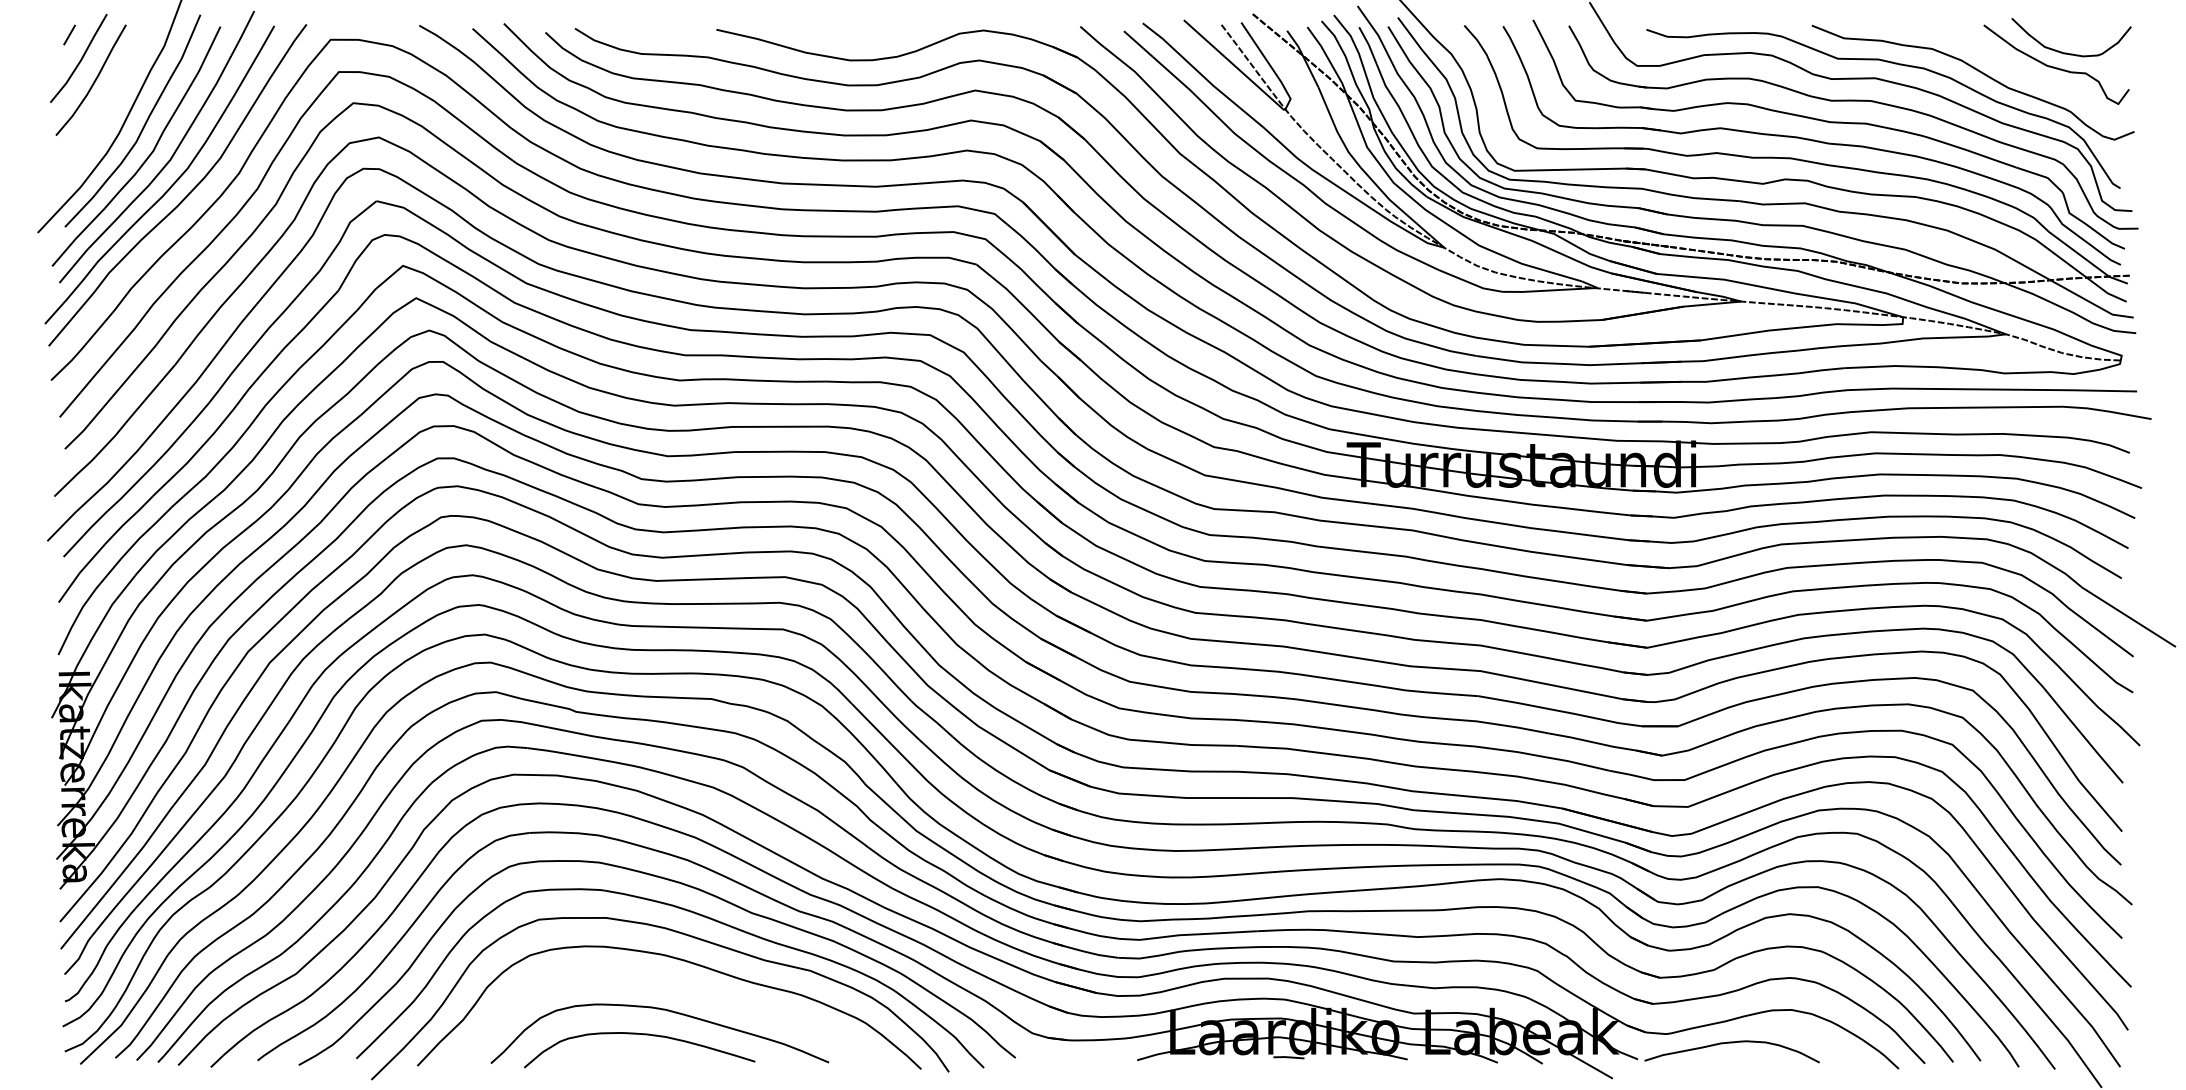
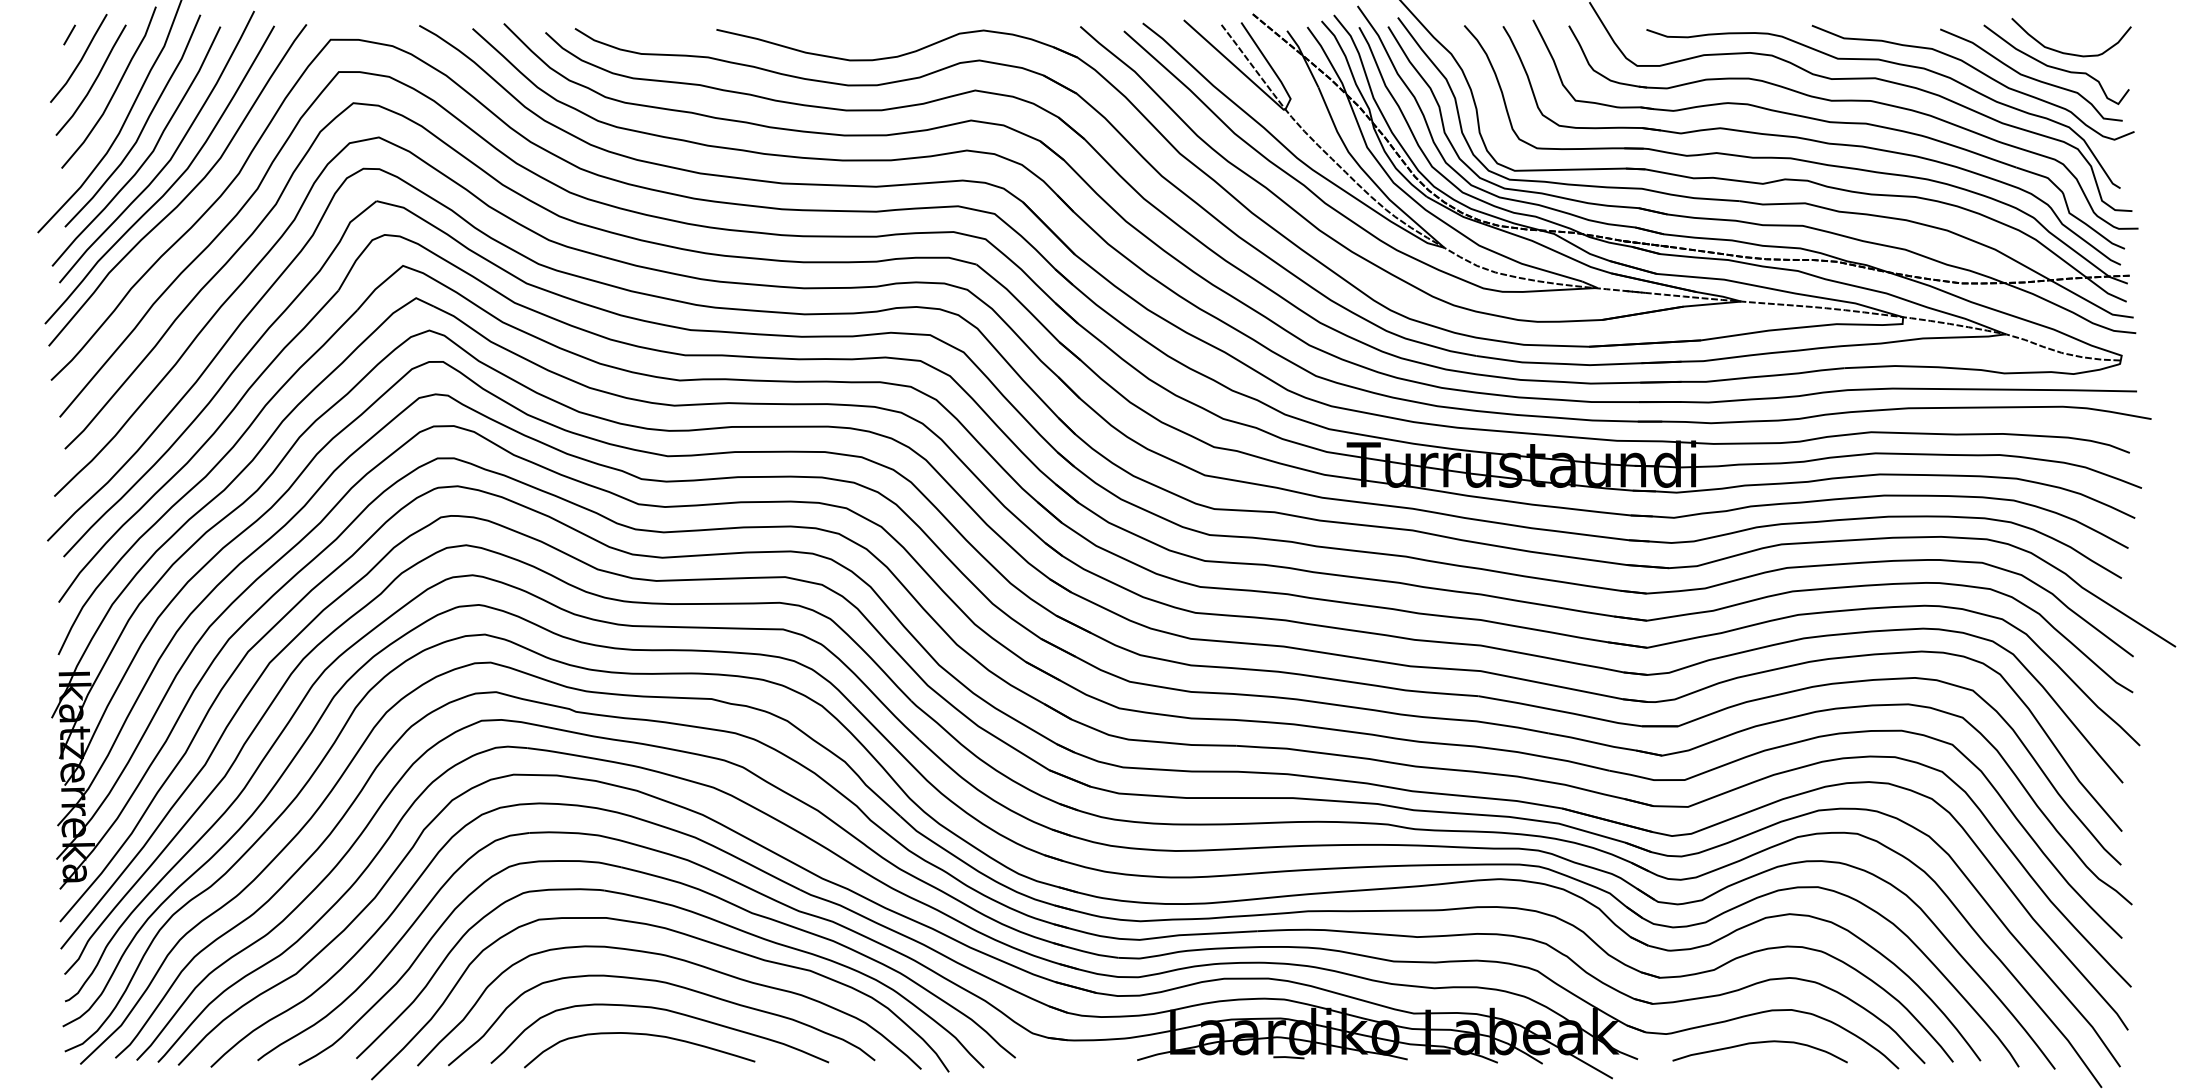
curve: none -> present (2030, 76)
curve: none -> present (114, 90)
curve: none -> present (671, 985)
curve position: (1731, 1043) -> (1759, 1043) (1759, 1043)
